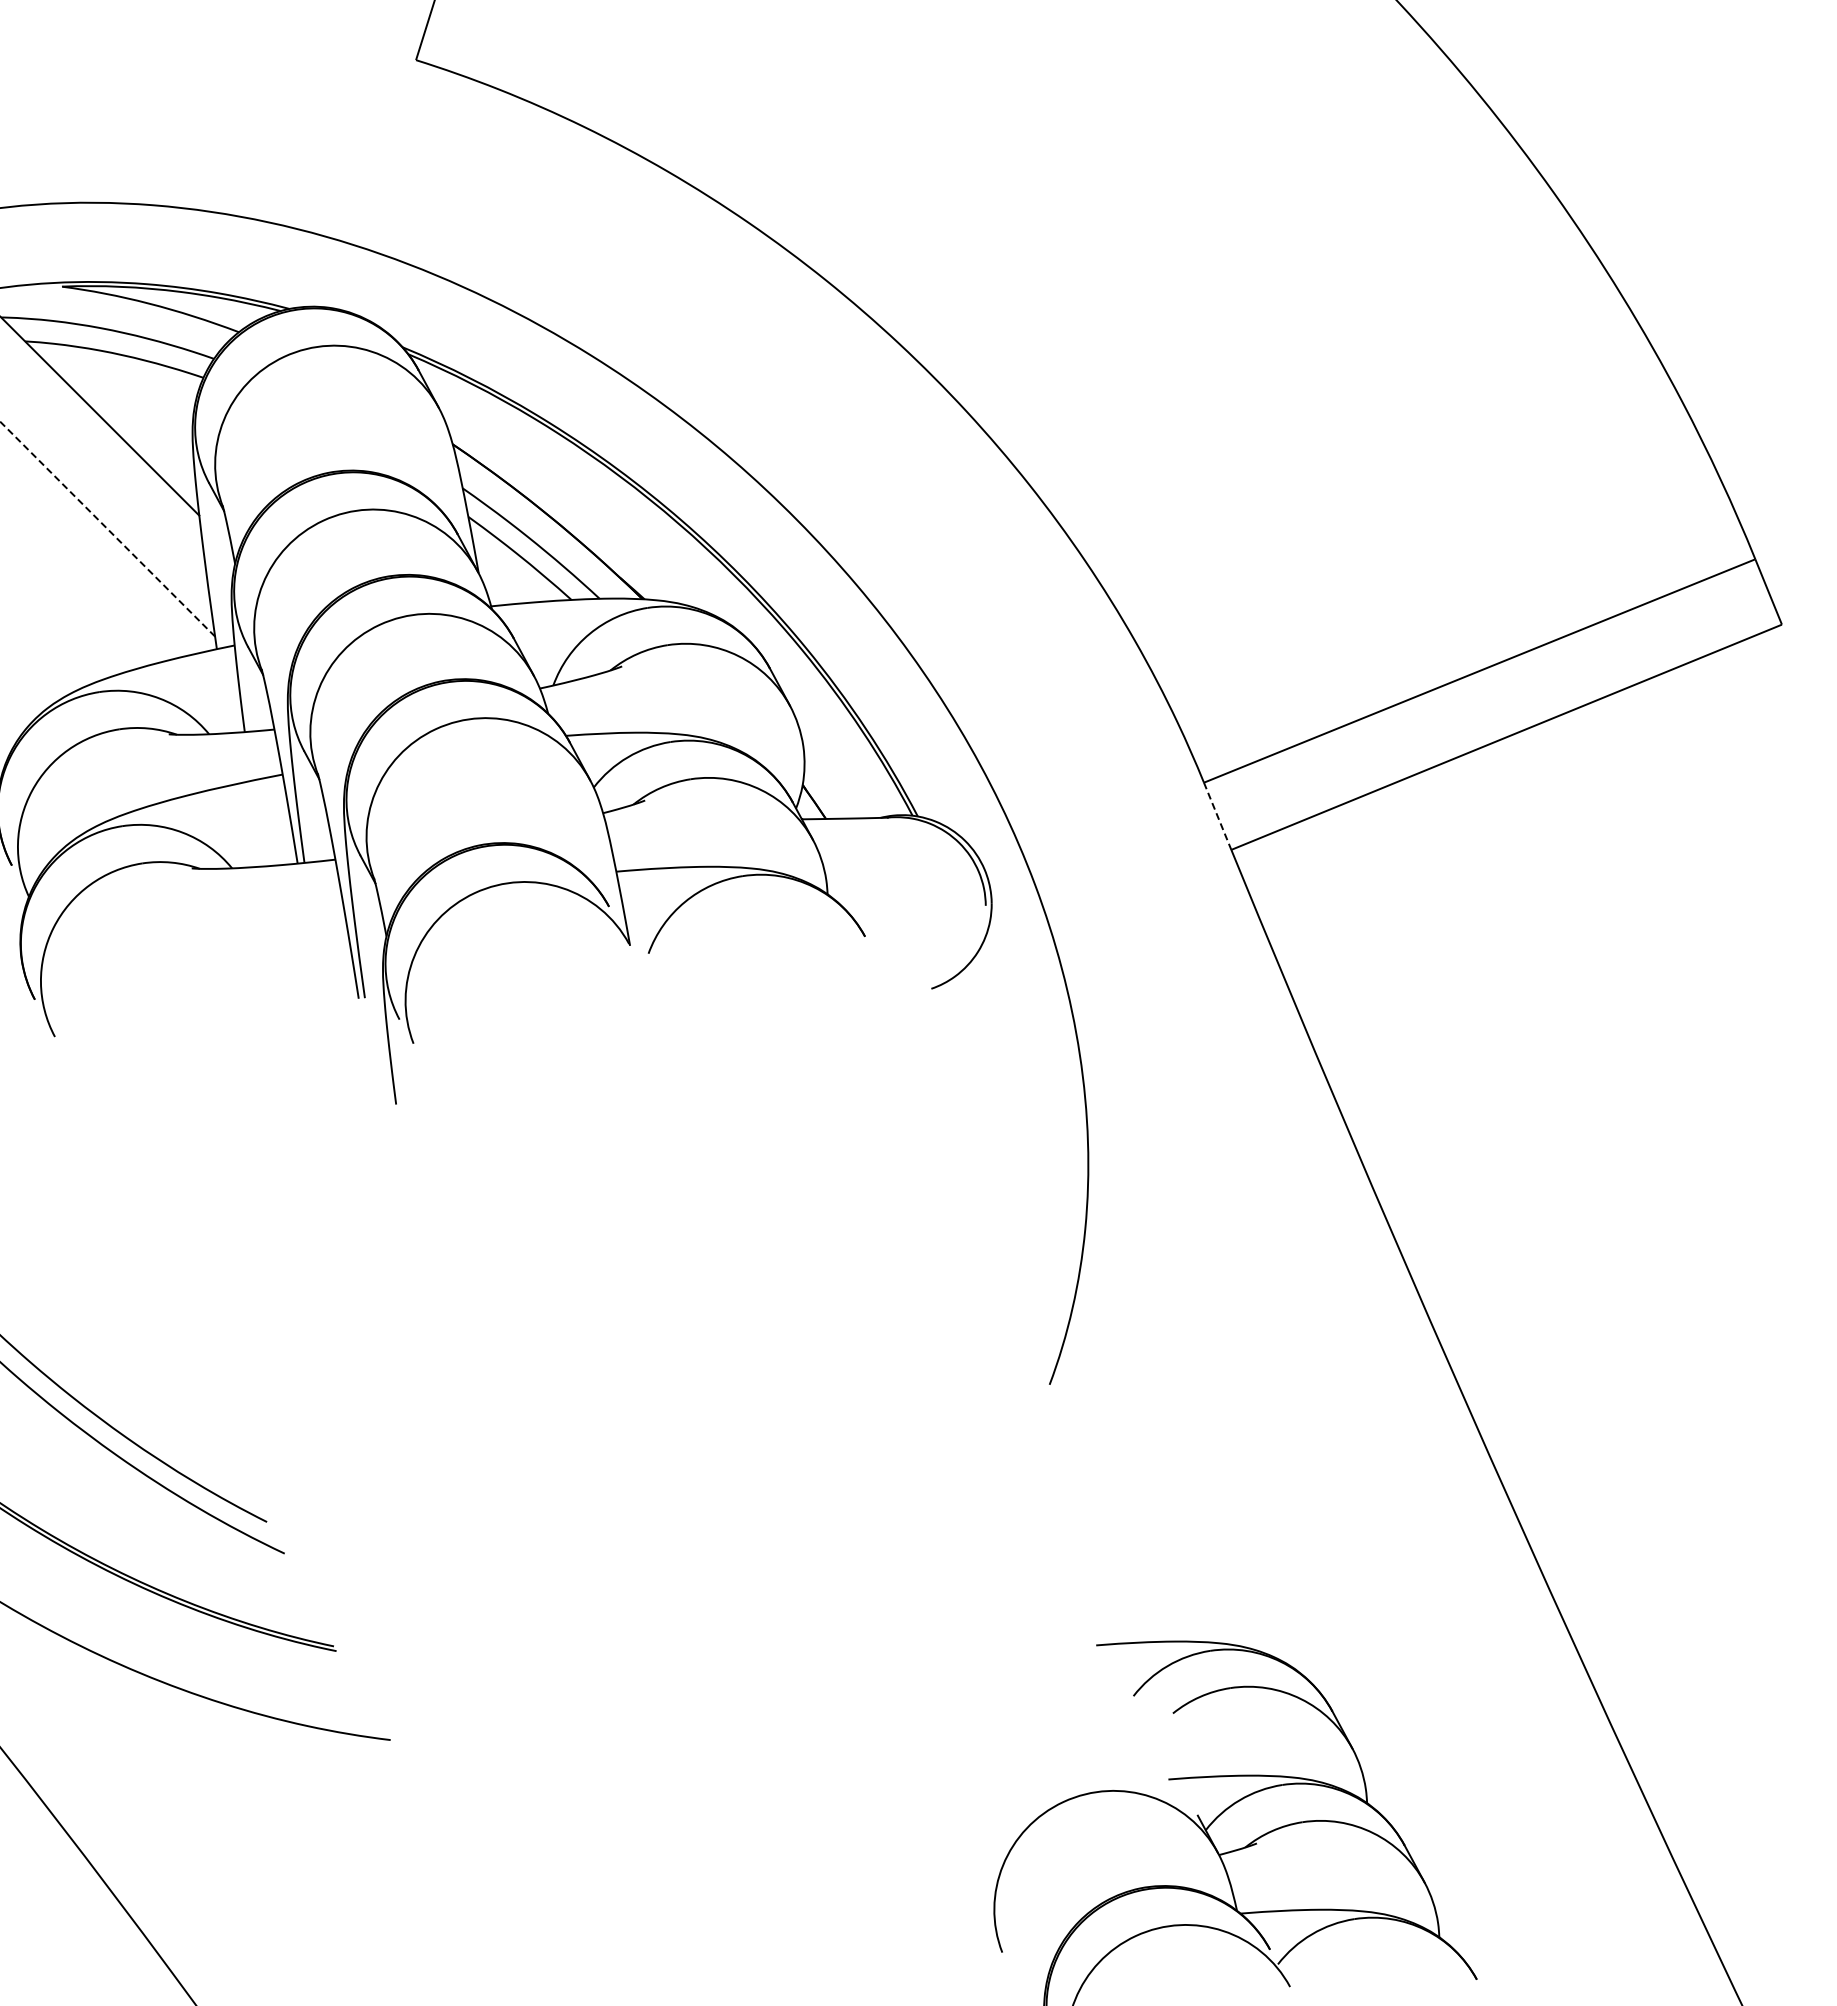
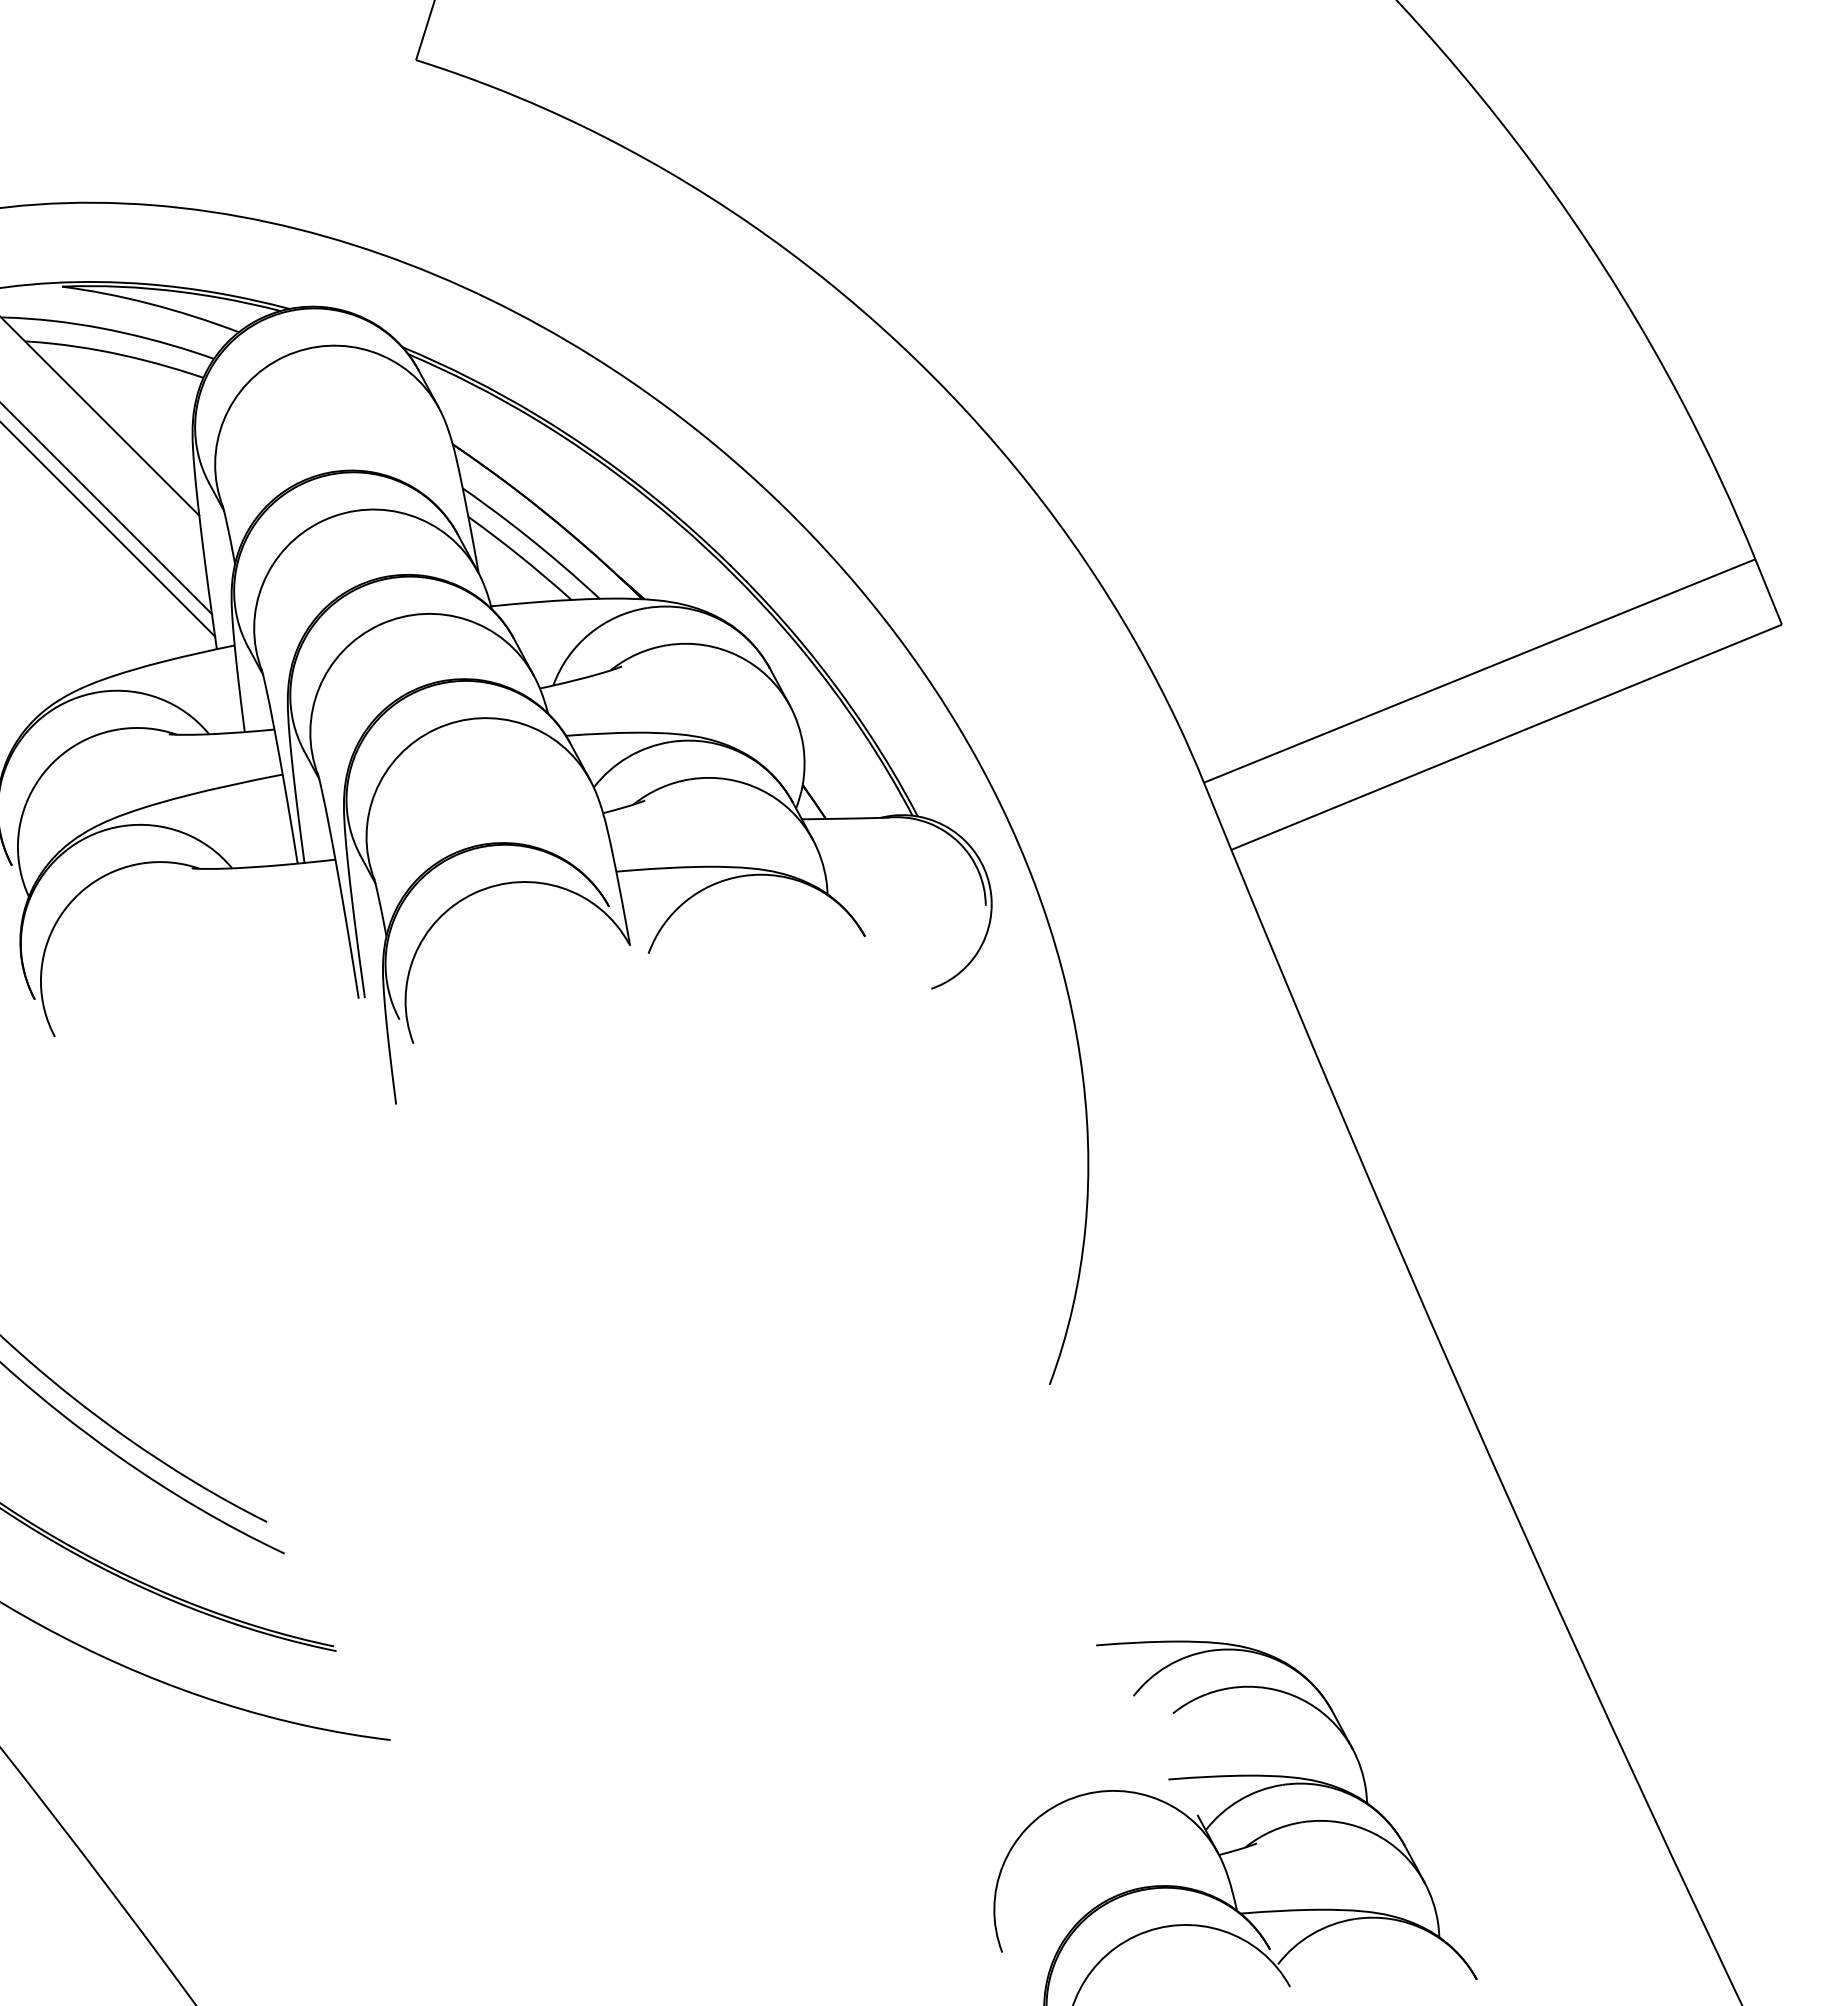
line: none -> present (106, 509)
line: dashed -> solid (107, 529)
line: dashed -> solid (1217, 816)
